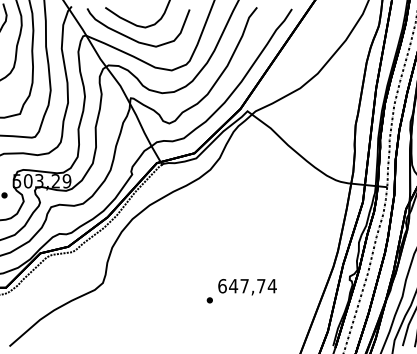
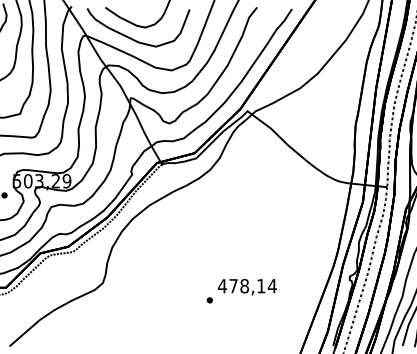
text: 647,74 -> 478,14 (241, 286)
